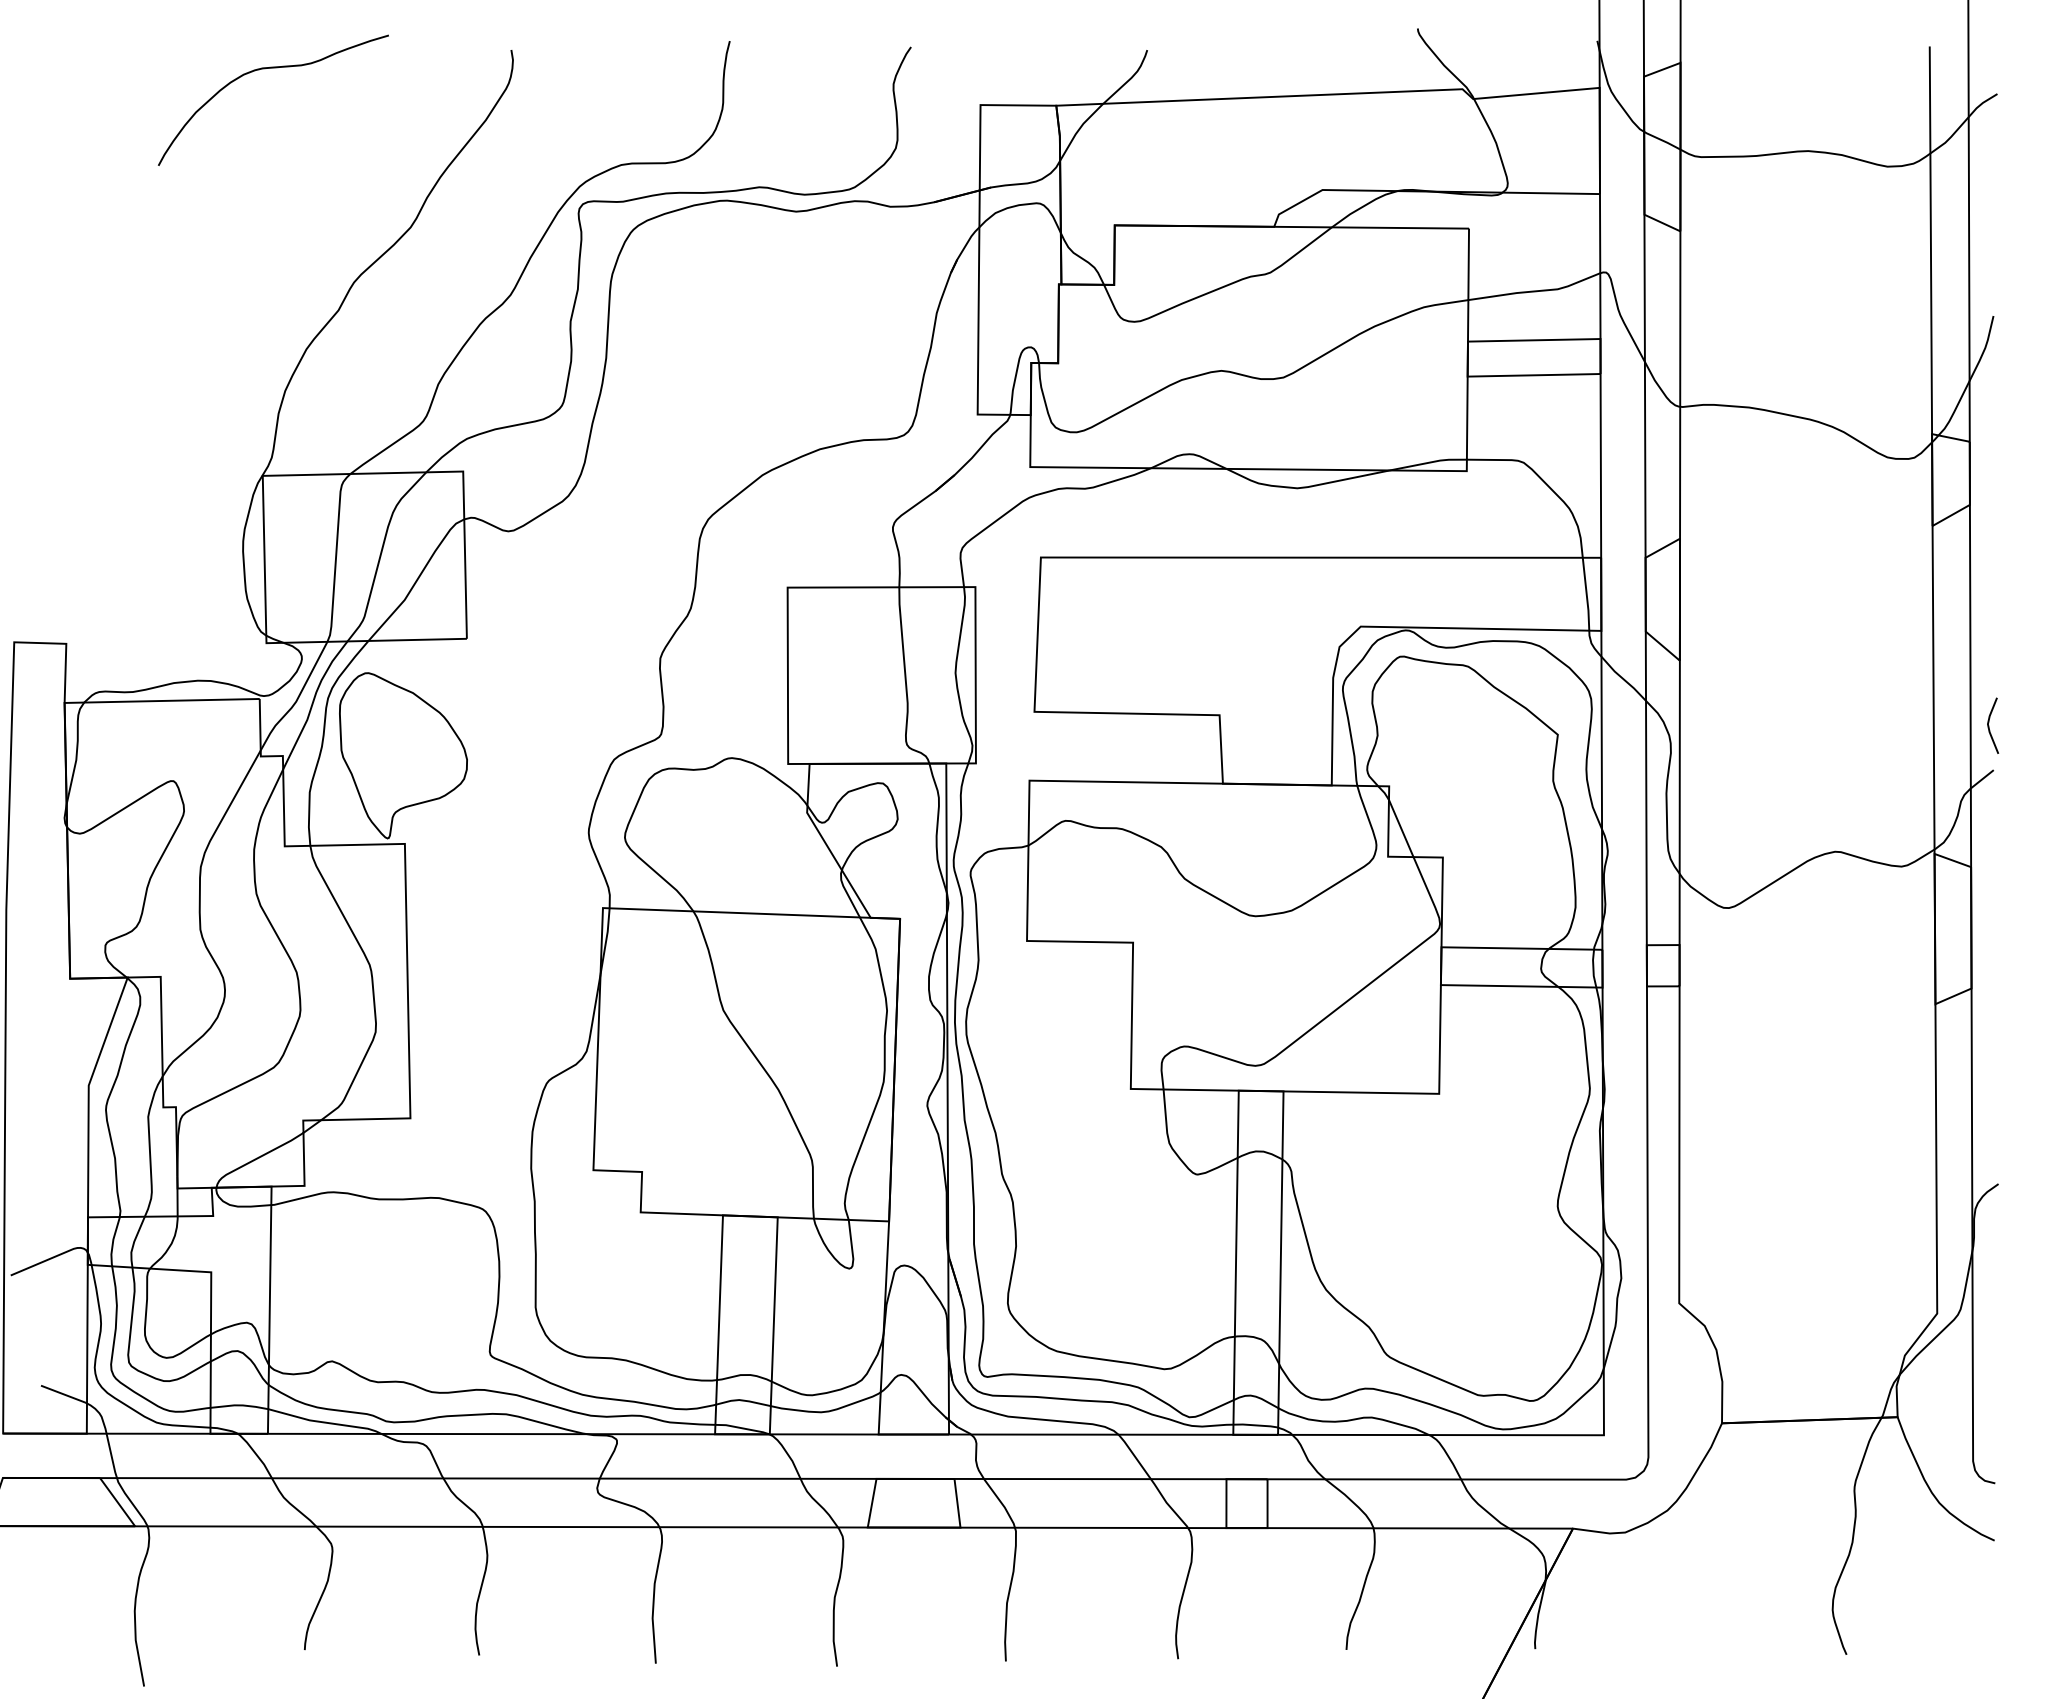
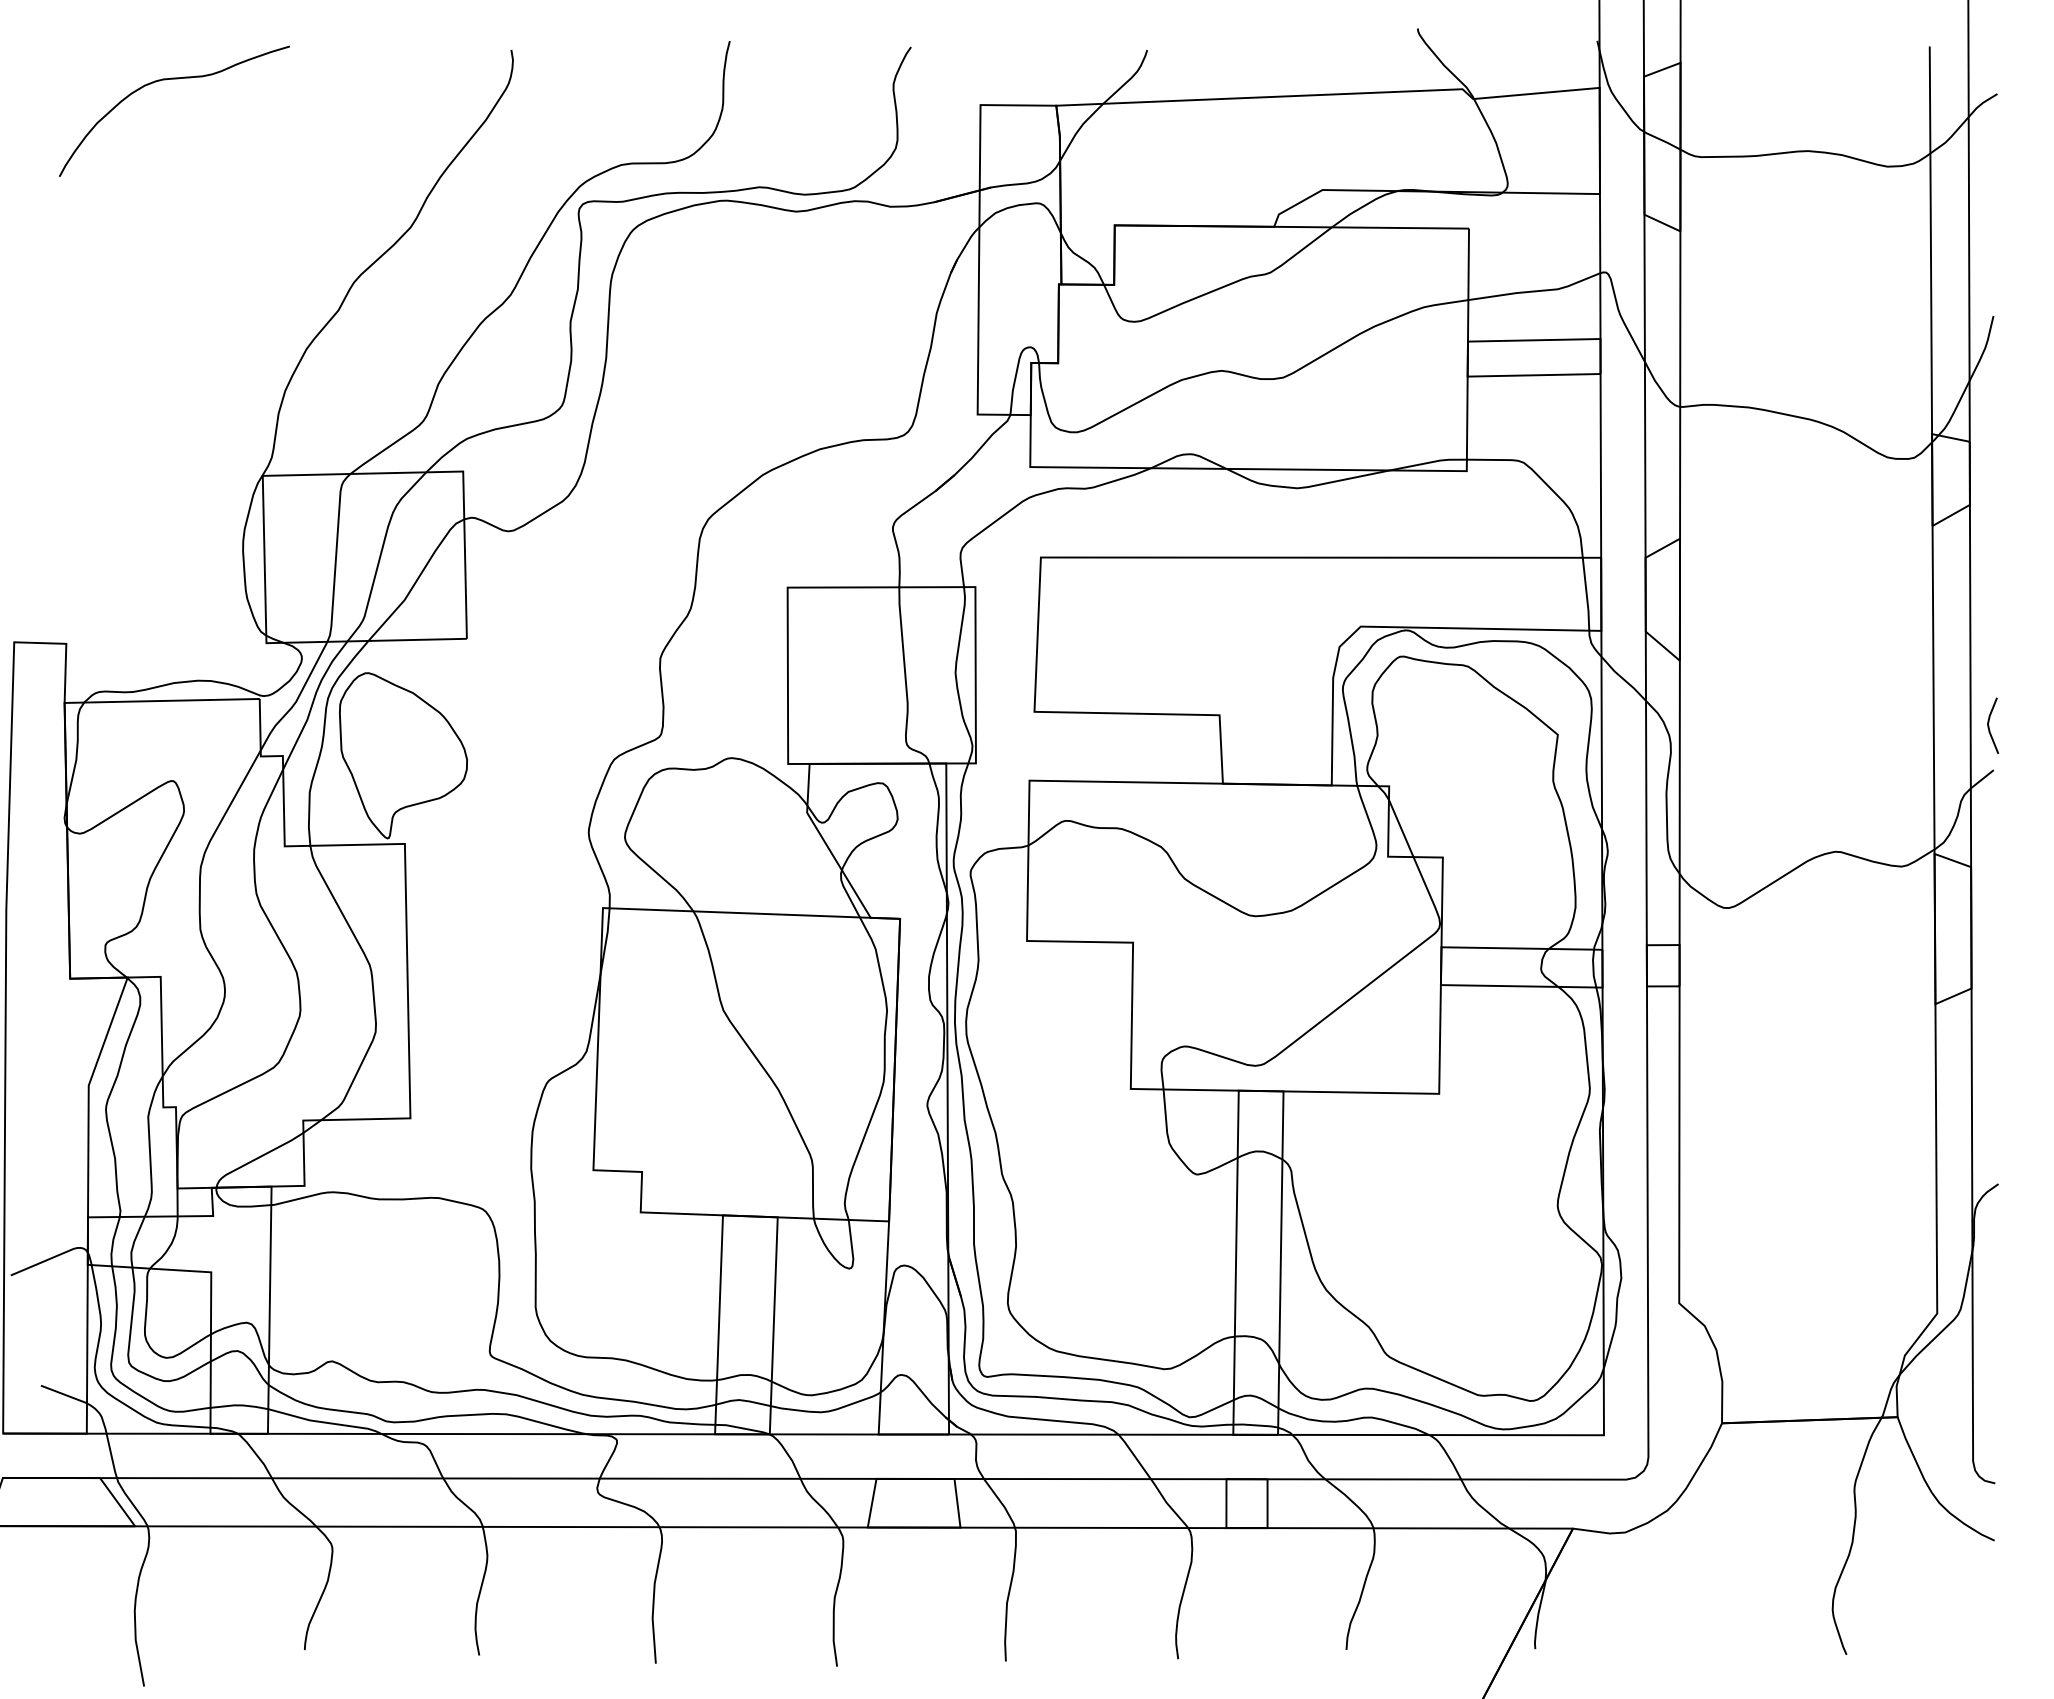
curve position: (273, 68) -> (174, 79) (174, 79)
